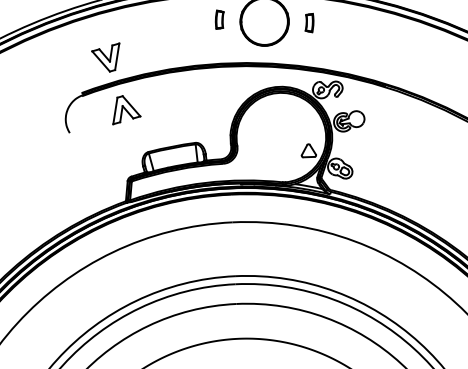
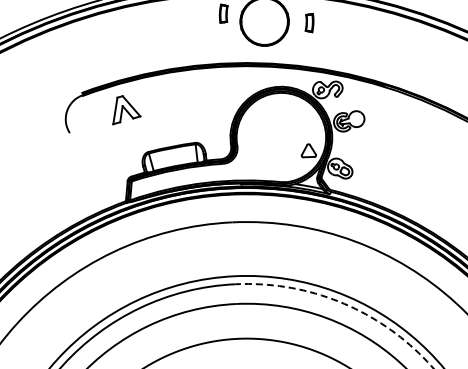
part position: (219, 19) -> (223, 13) (223, 13)
part: present -> none (105, 57)
arc: solid -> dashed (343, 303)
